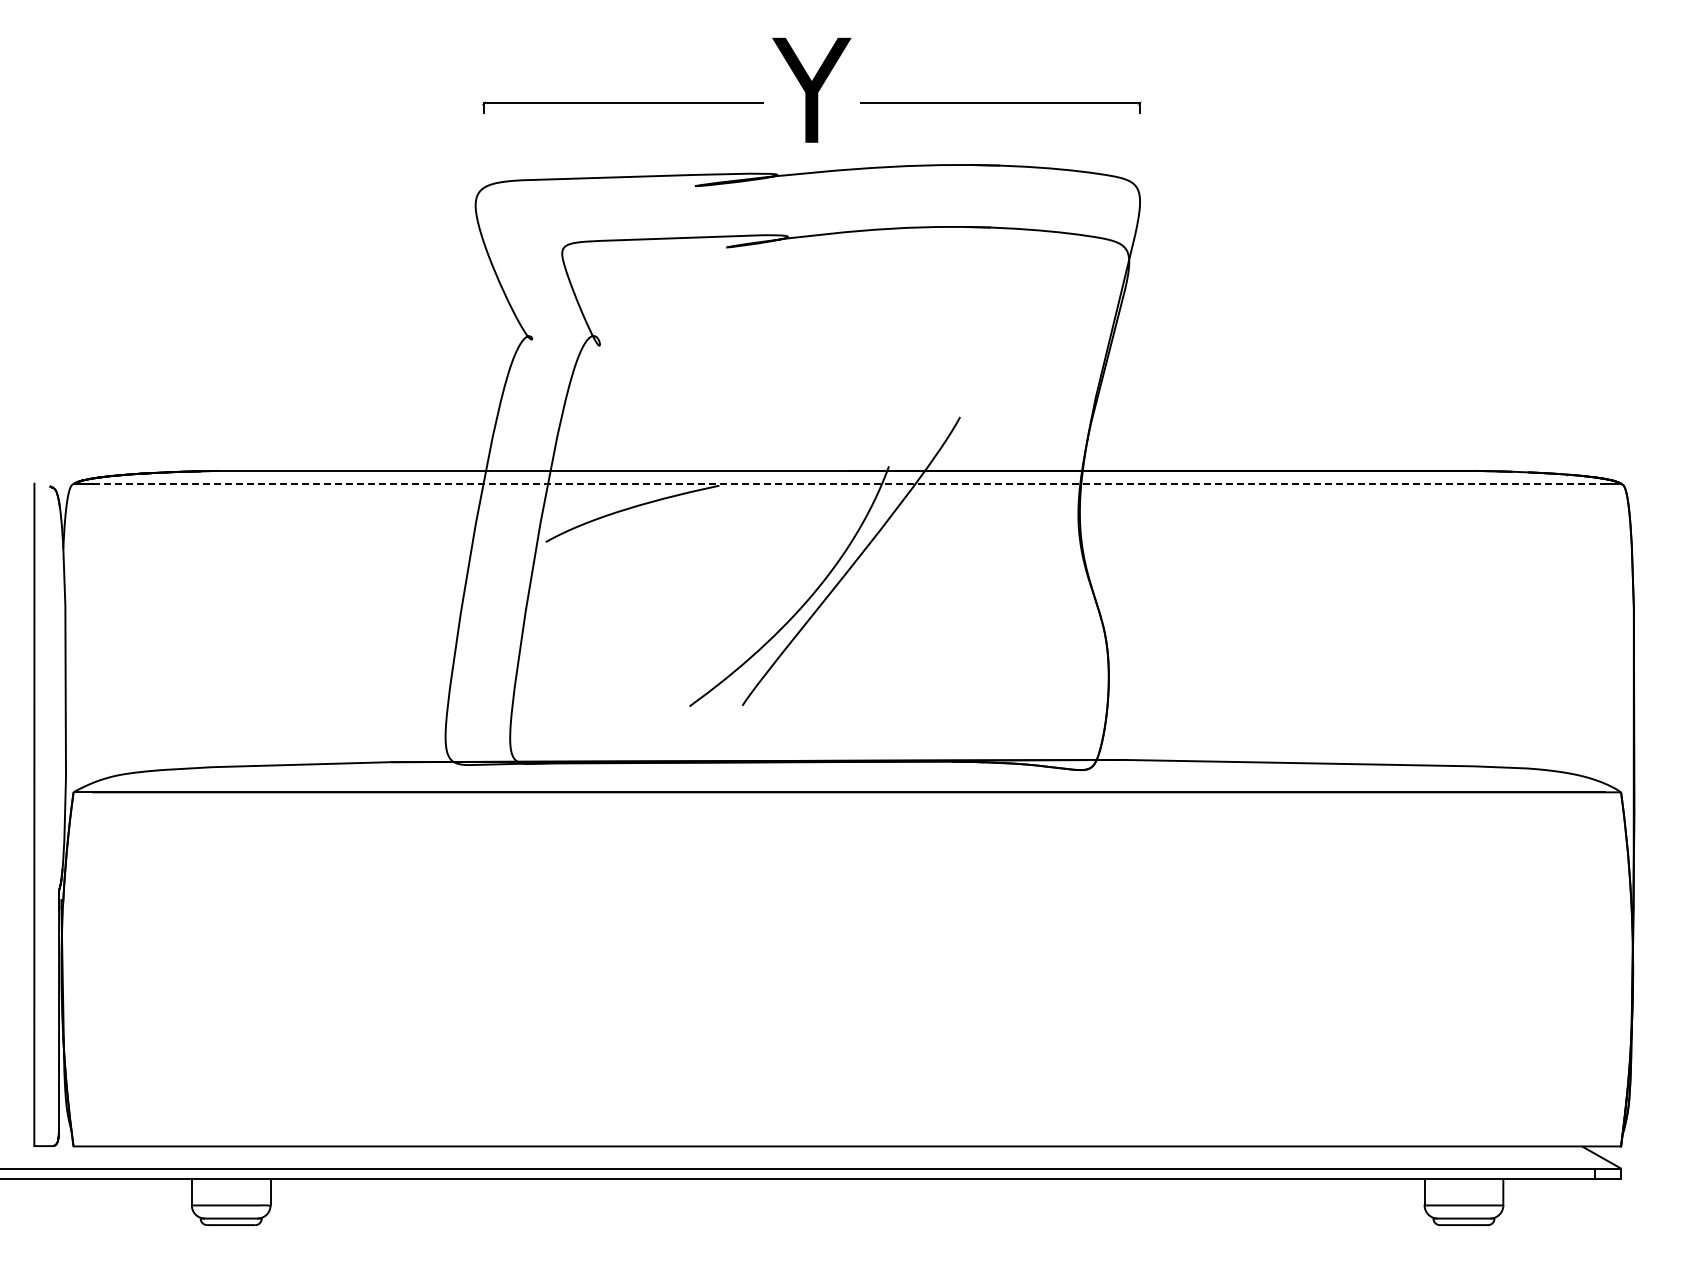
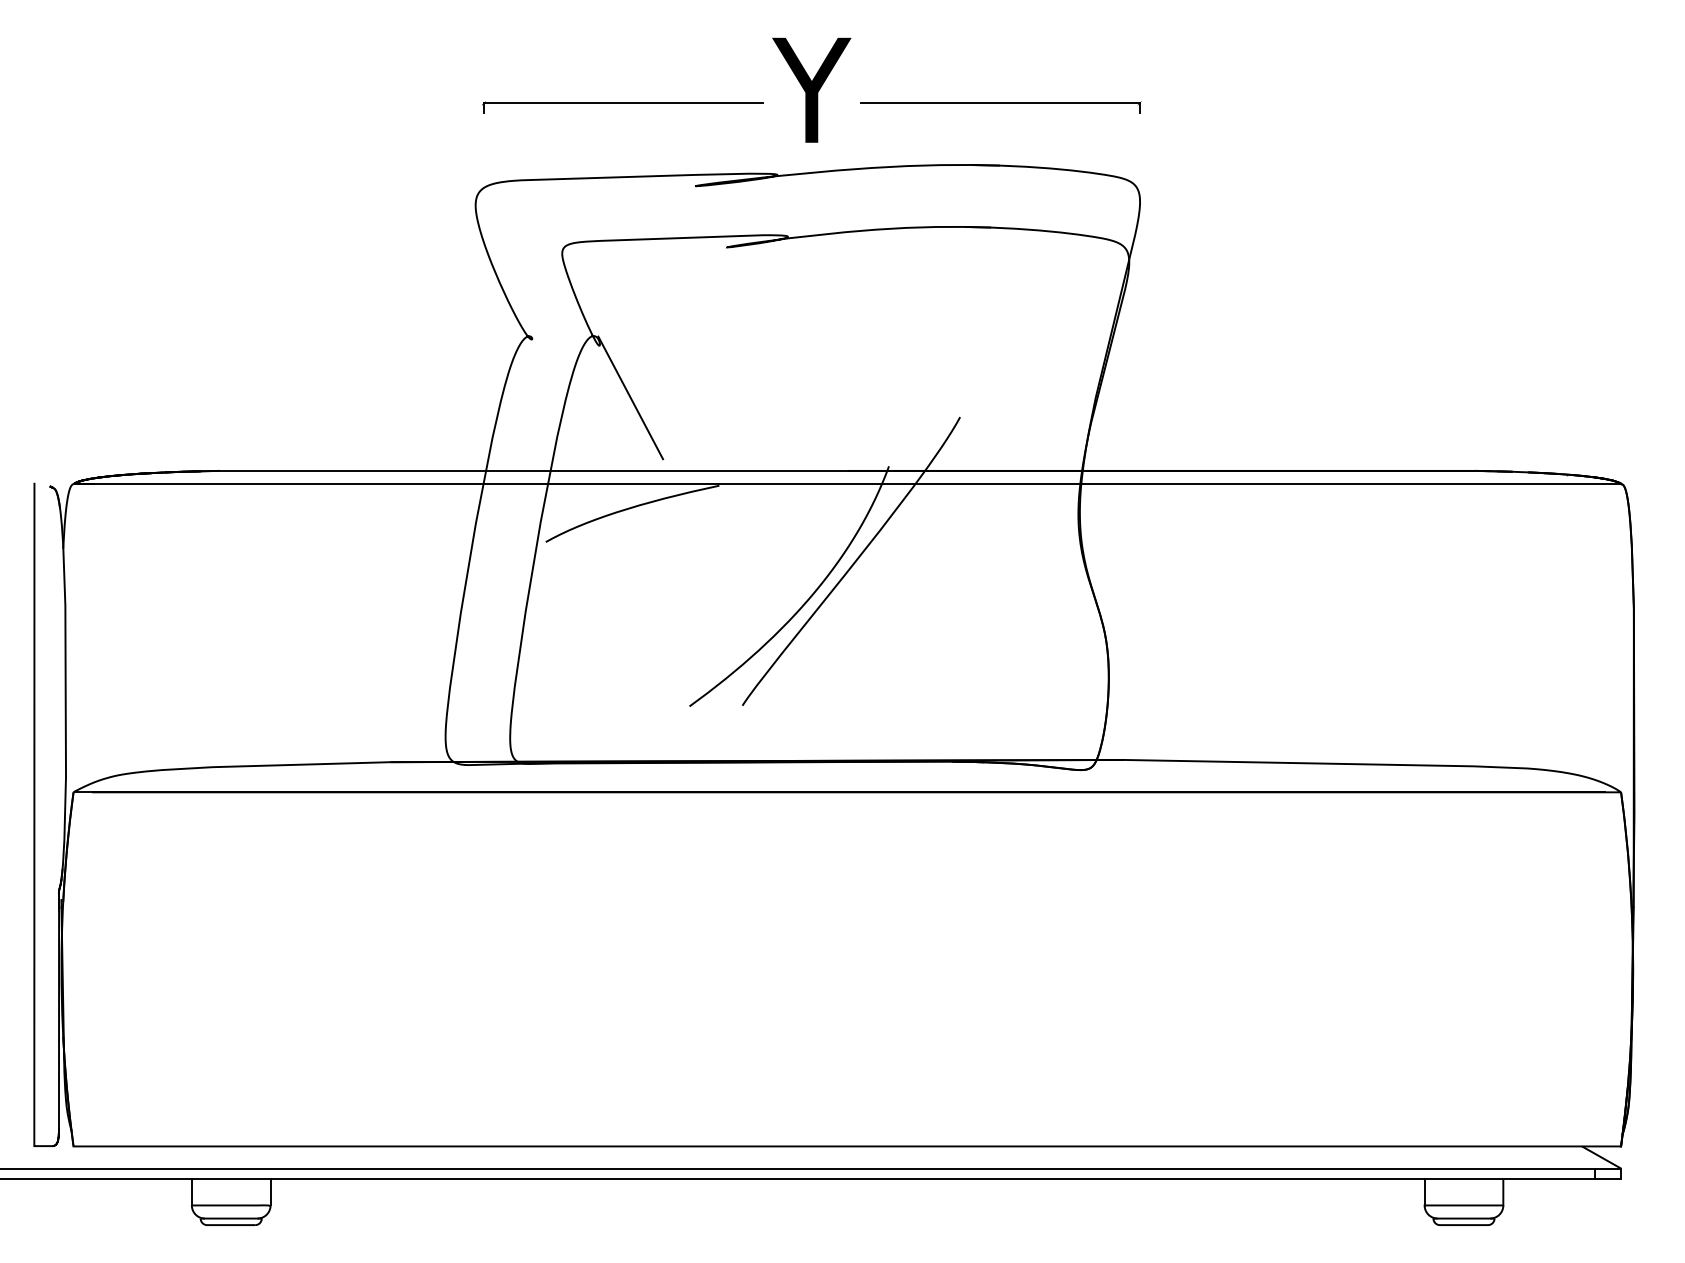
line: none -> present (630, 397)
line: dashed -> solid (847, 484)
